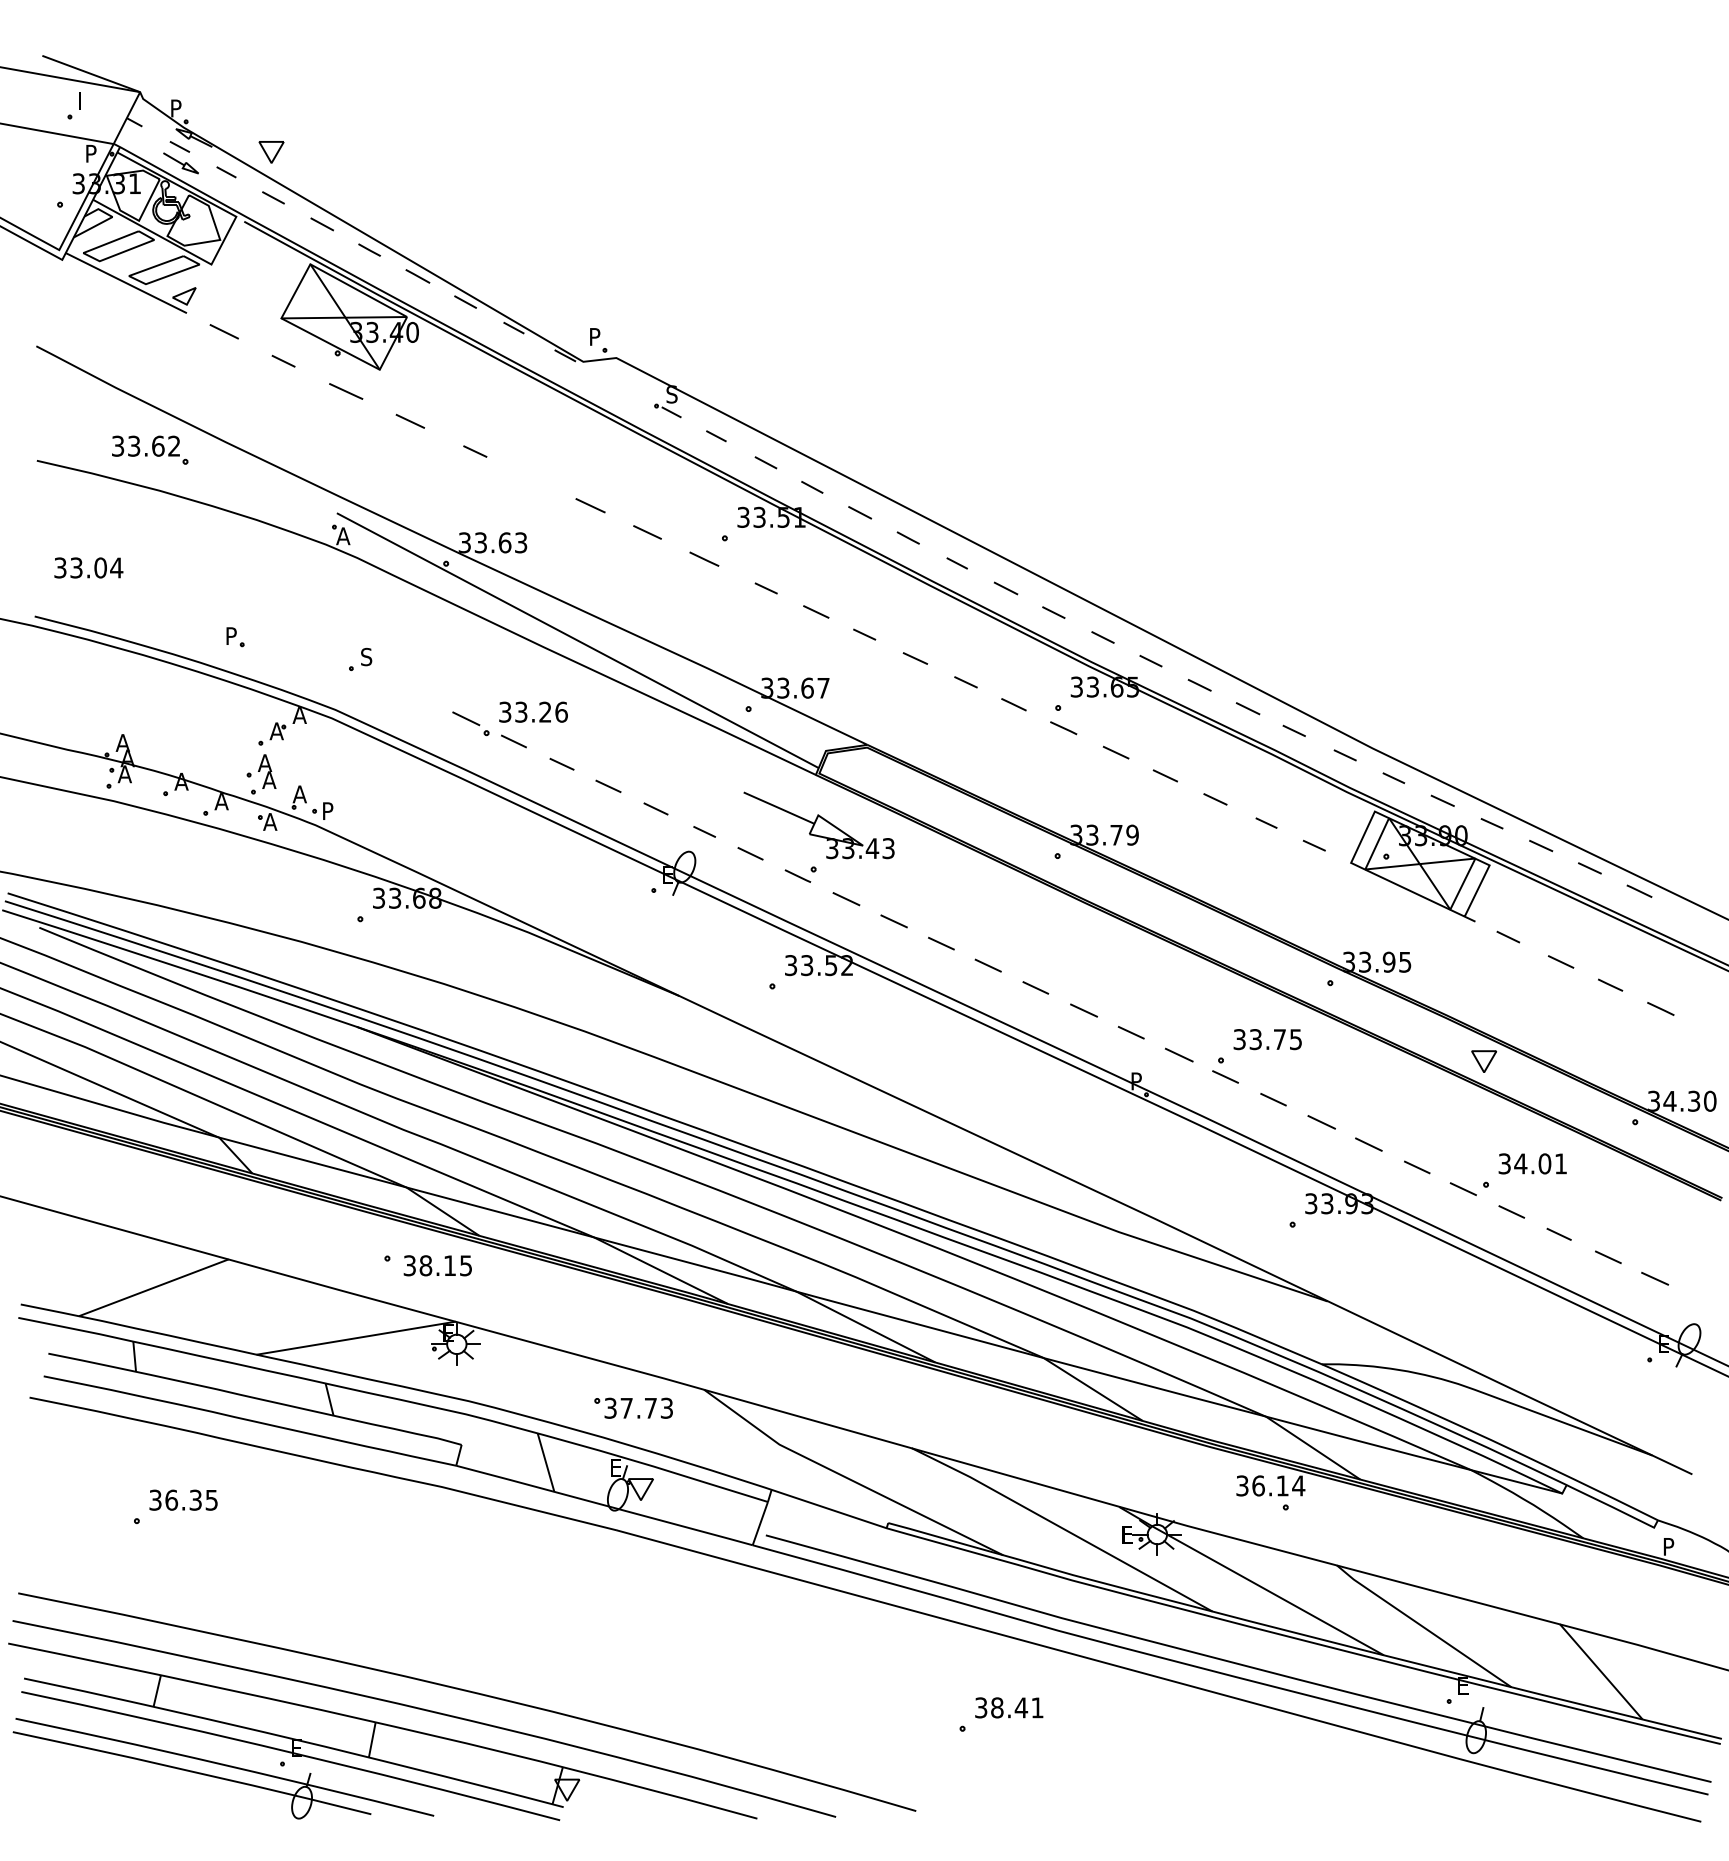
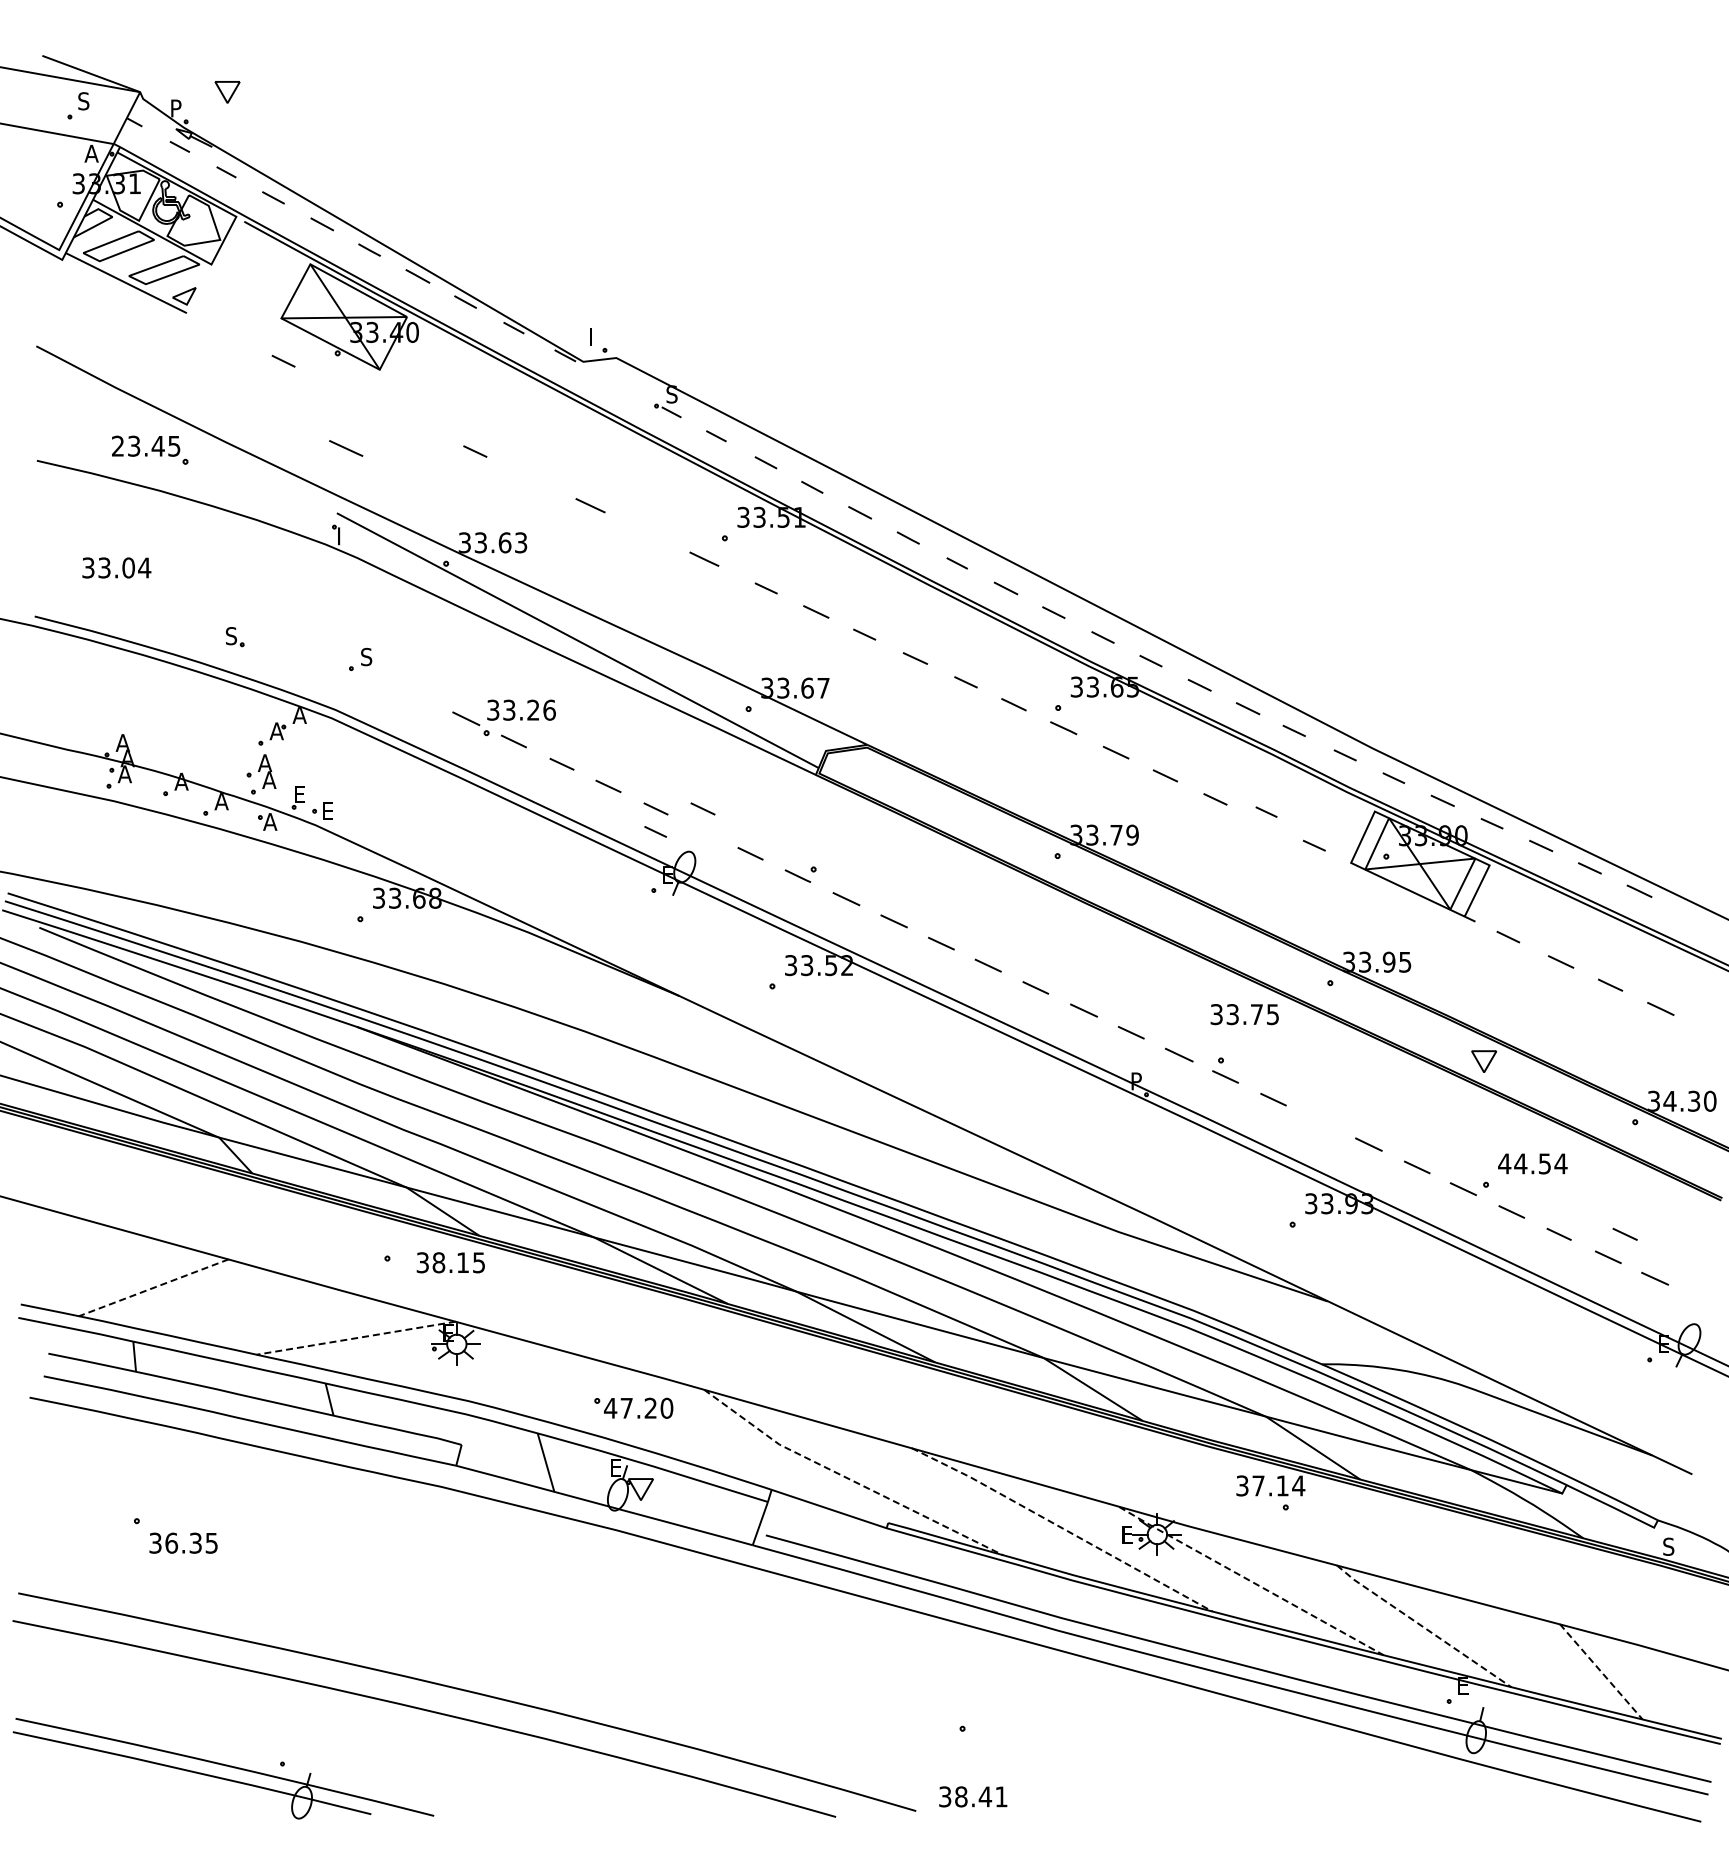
text: I -> S (83, 101)
part position: (271, 152) -> (227, 92) (227, 92)
text: P -> A (91, 153)
part: present -> none (180, 163)
line: present -> none (223, 331)
text: P -> I (595, 336)
line position: (346, 391) -> (346, 448) (346, 448)
line: present -> none (409, 421)
text: 33.62 -> 23.45 (146, 445)
line: present -> none (647, 532)
text: A -> I (343, 536)
text position: (88, 567) -> (116, 567) (116, 567)
text: P -> S (230, 636)
text position: (533, 711) -> (521, 709) (521, 709)
text: A -> E (299, 794)
line: none -> present (702, 808)
text: P -> E (328, 810)
line position: (1266, 822) -> (1266, 811) (1266, 811)
part: present -> none (818, 825)
line position: (704, 831) -> (655, 831) (655, 831)
text position: (1267, 1039) -> (1244, 1014) (1244, 1014)
line: present -> none (1321, 1122)
text: 34.01 -> 44.54 (1532, 1163)
line: none -> present (1624, 1233)
text position: (437, 1265) -> (450, 1262) (450, 1262)
line: solid -> dashed (153, 1287)
line: solid -> dashed (356, 1338)
text: 37.73 -> 47.20 (638, 1407)
line: solid -> dashed (849, 1479)
text: 36.14 -> 37.14 (1258, 1485)
text position: (183, 1499) -> (183, 1542) (183, 1542)
line: solid -> dashed (1062, 1528)
text: P -> S (1668, 1546)
line: solid -> dashed (1251, 1581)
line: solid -> dashed (1423, 1626)
line: solid -> dashed (1601, 1672)
text position: (1009, 1707) -> (973, 1796) (973, 1796)
part: present -> none (382, 1731)
